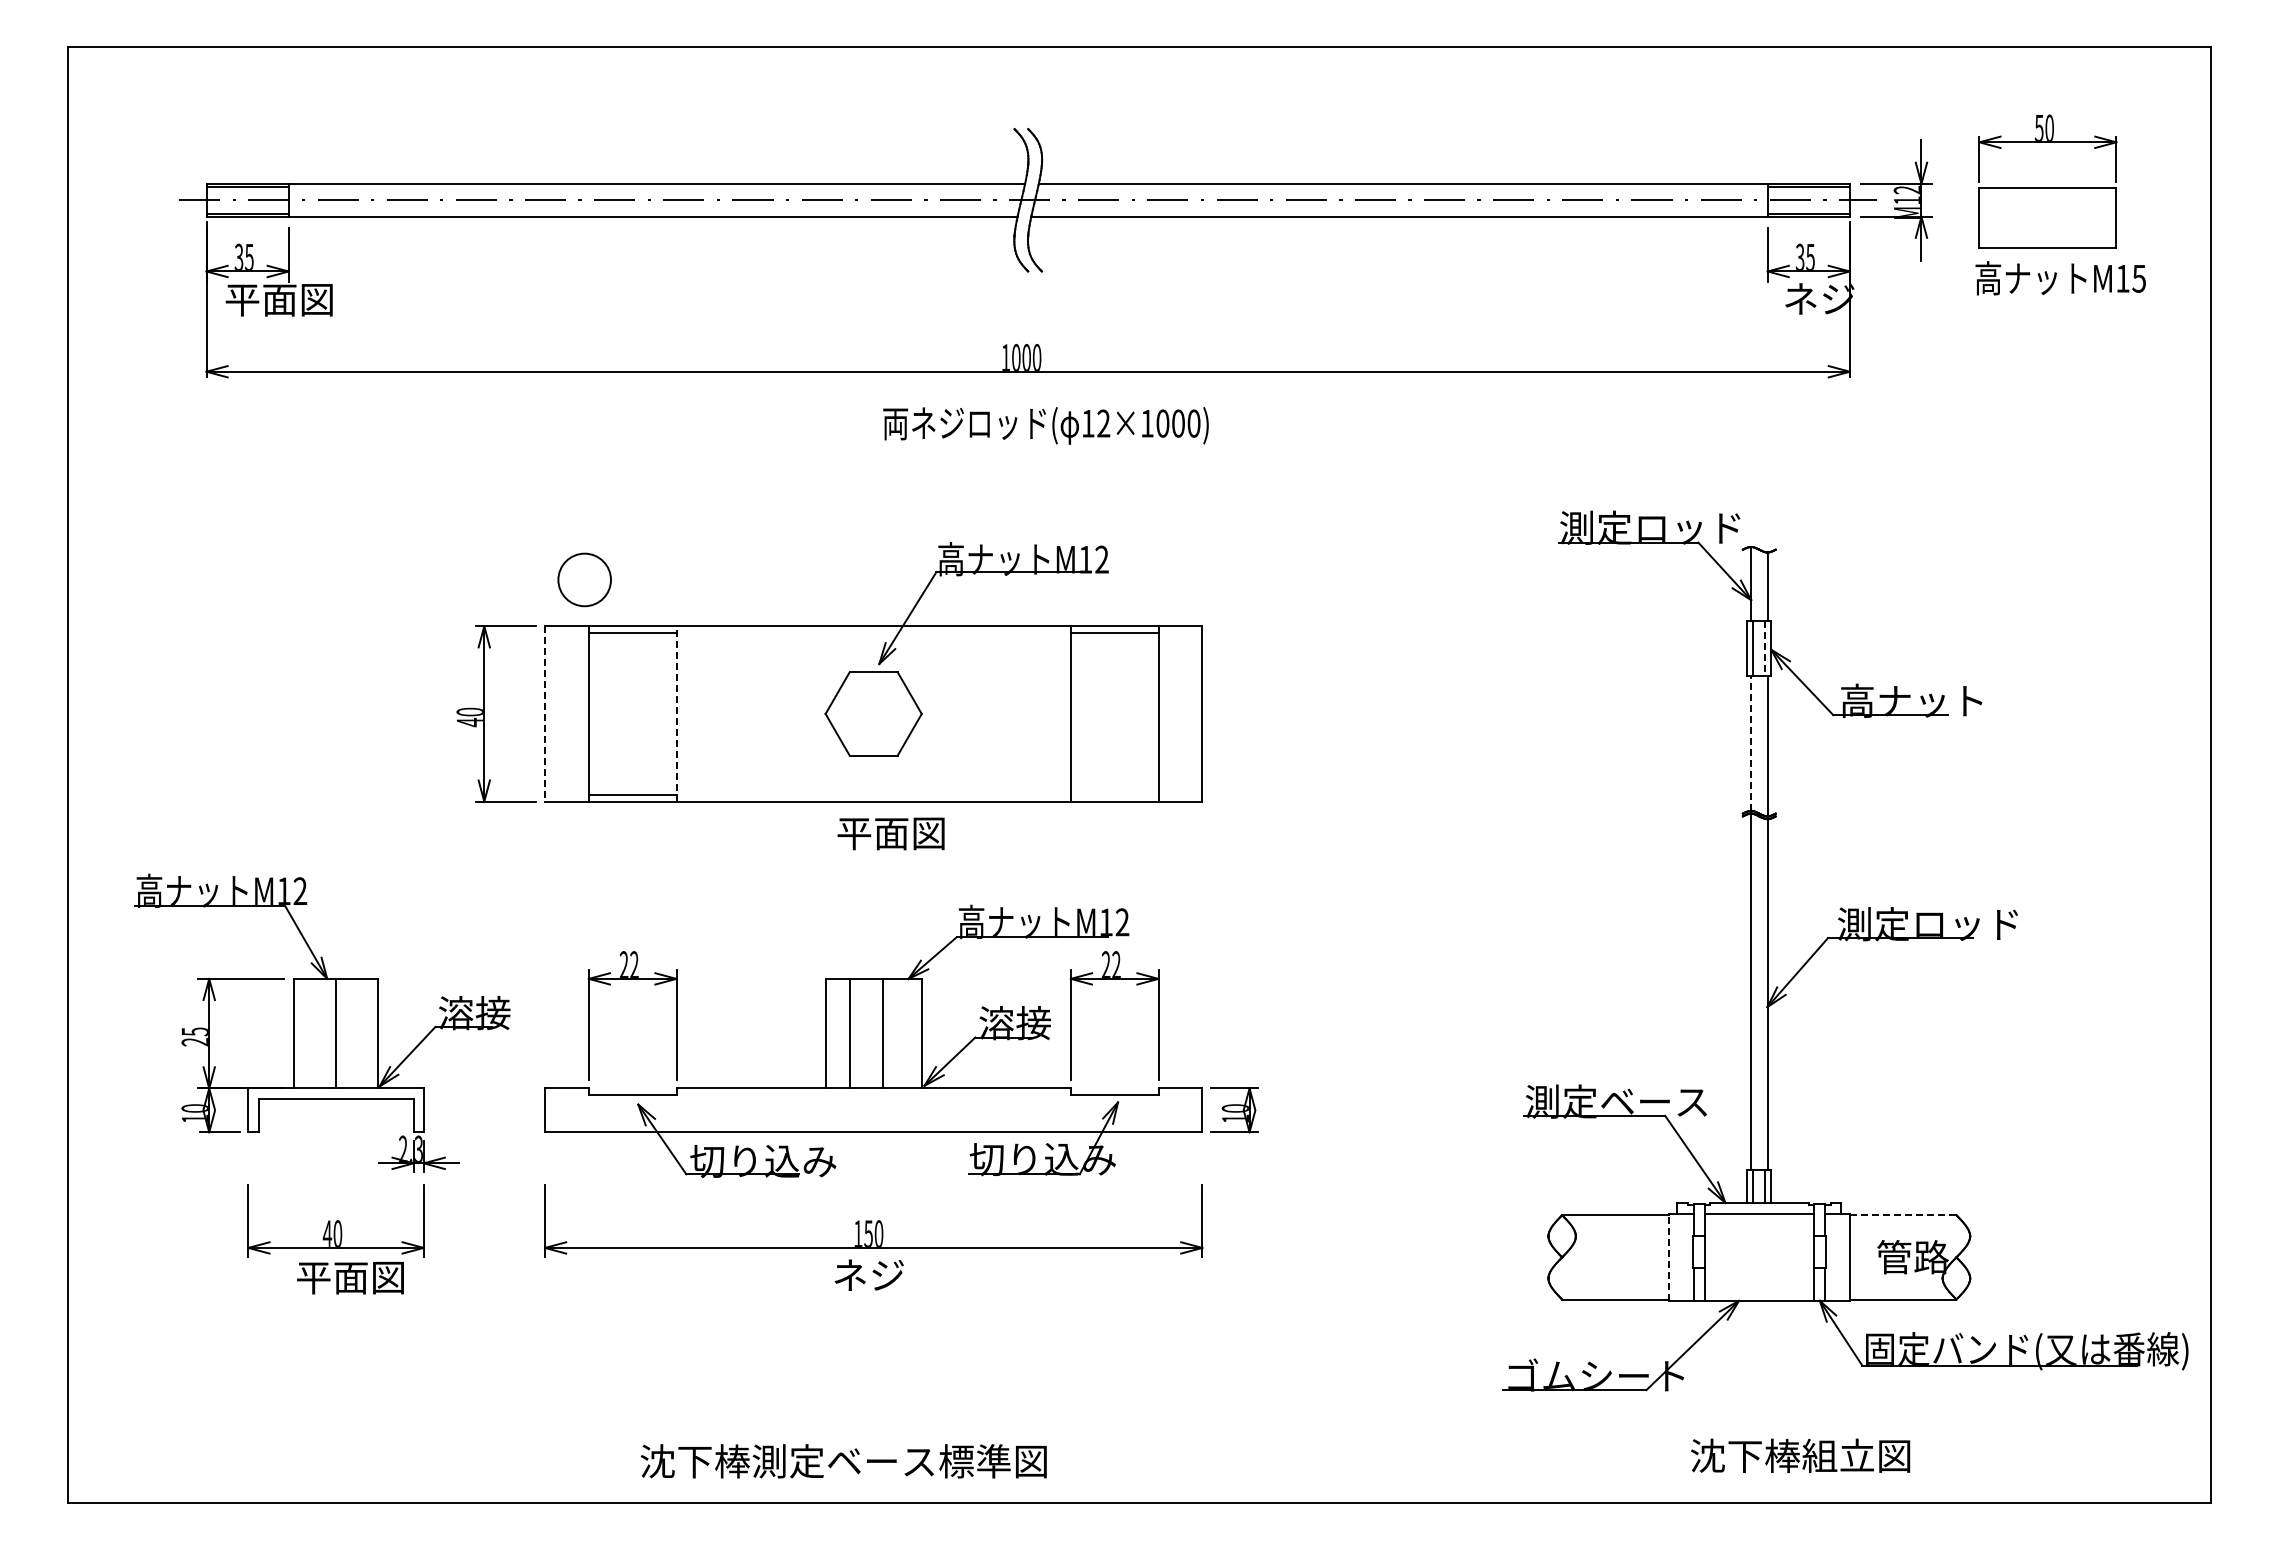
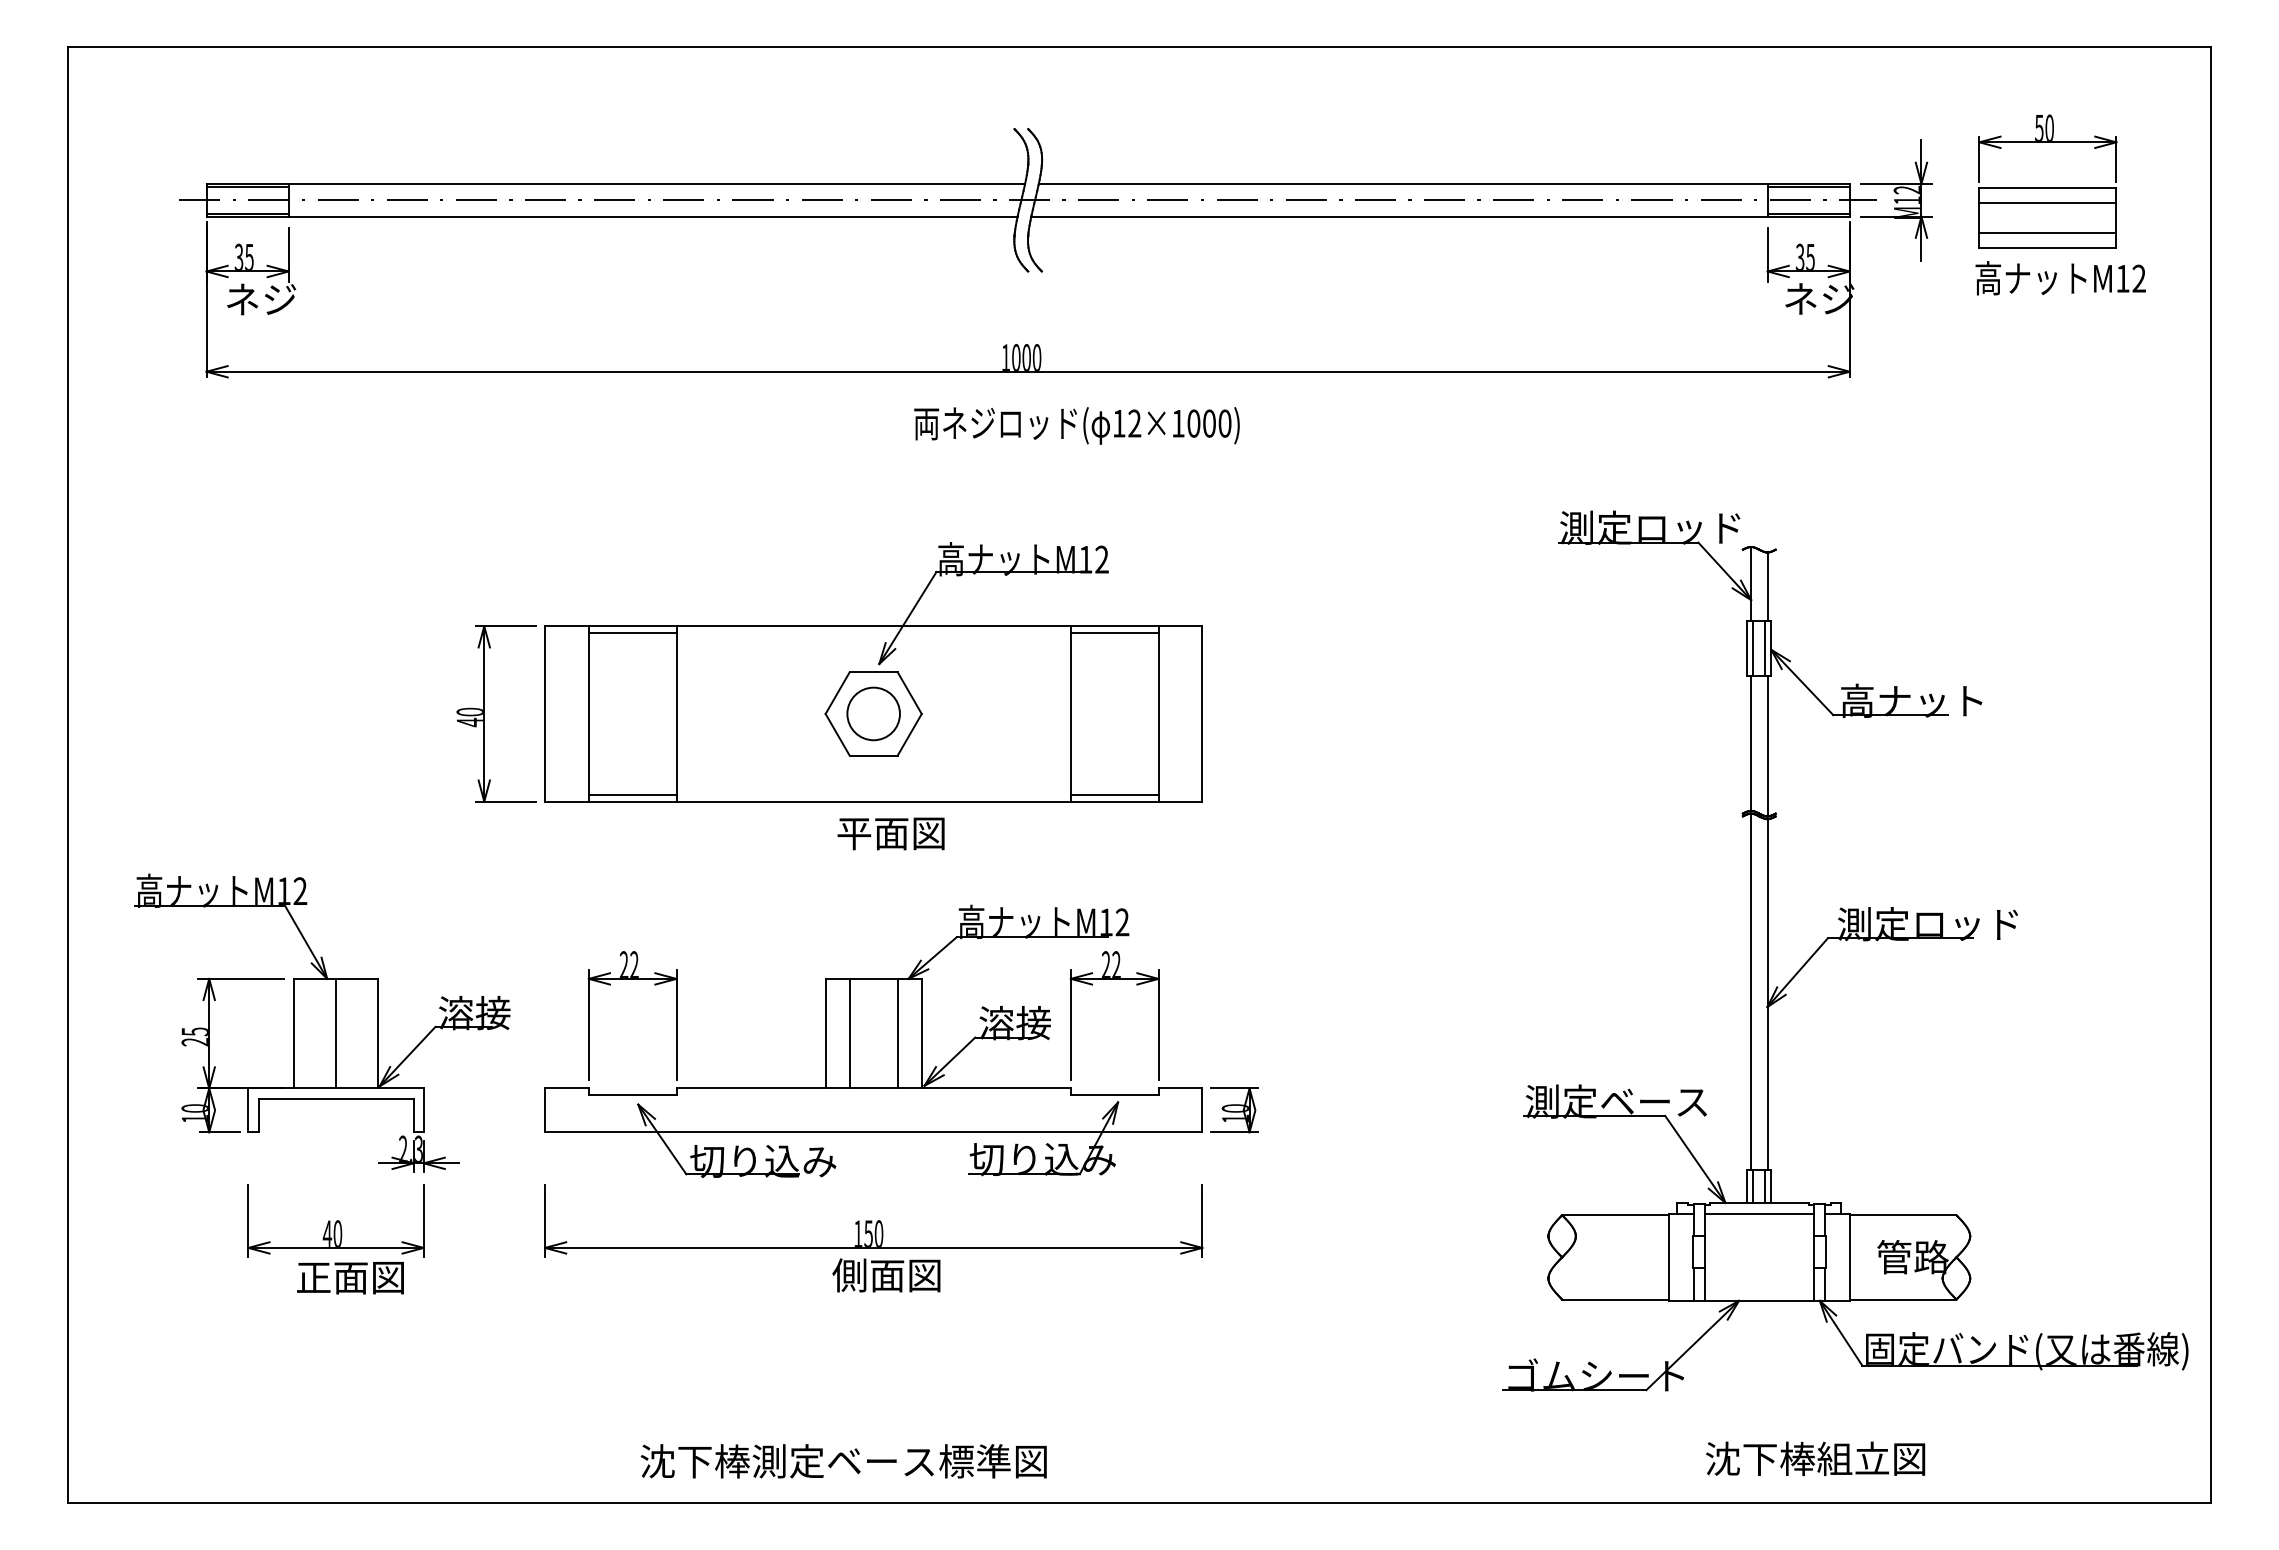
line: none -> present (2047, 202)
line: none -> present (2047, 232)
text: M15 -> M12 (2138, 278)
text: 平面図 -> ネジ (278, 299)
text position: (1045, 425) -> (1076, 425) (1076, 425)
circle position: (584, 579) -> (873, 713) (873, 713)
line: dashed -> solid (1765, 649)
line: dashed -> solid (545, 713)
line: dashed -> solid (676, 713)
line: dashed -> solid (1751, 742)
line: none -> present (1114, 794)
line position: (882, 1033) -> (897, 1033) (897, 1033)
line: dashed -> solid (1903, 1215)
line: dashed -> solid (1669, 1258)
text: ネジ -> 側面図 (886, 1275)
text: 平面図 -> 正面図 (313, 1278)
text position: (1800, 1455) -> (1815, 1458) (1815, 1458)
